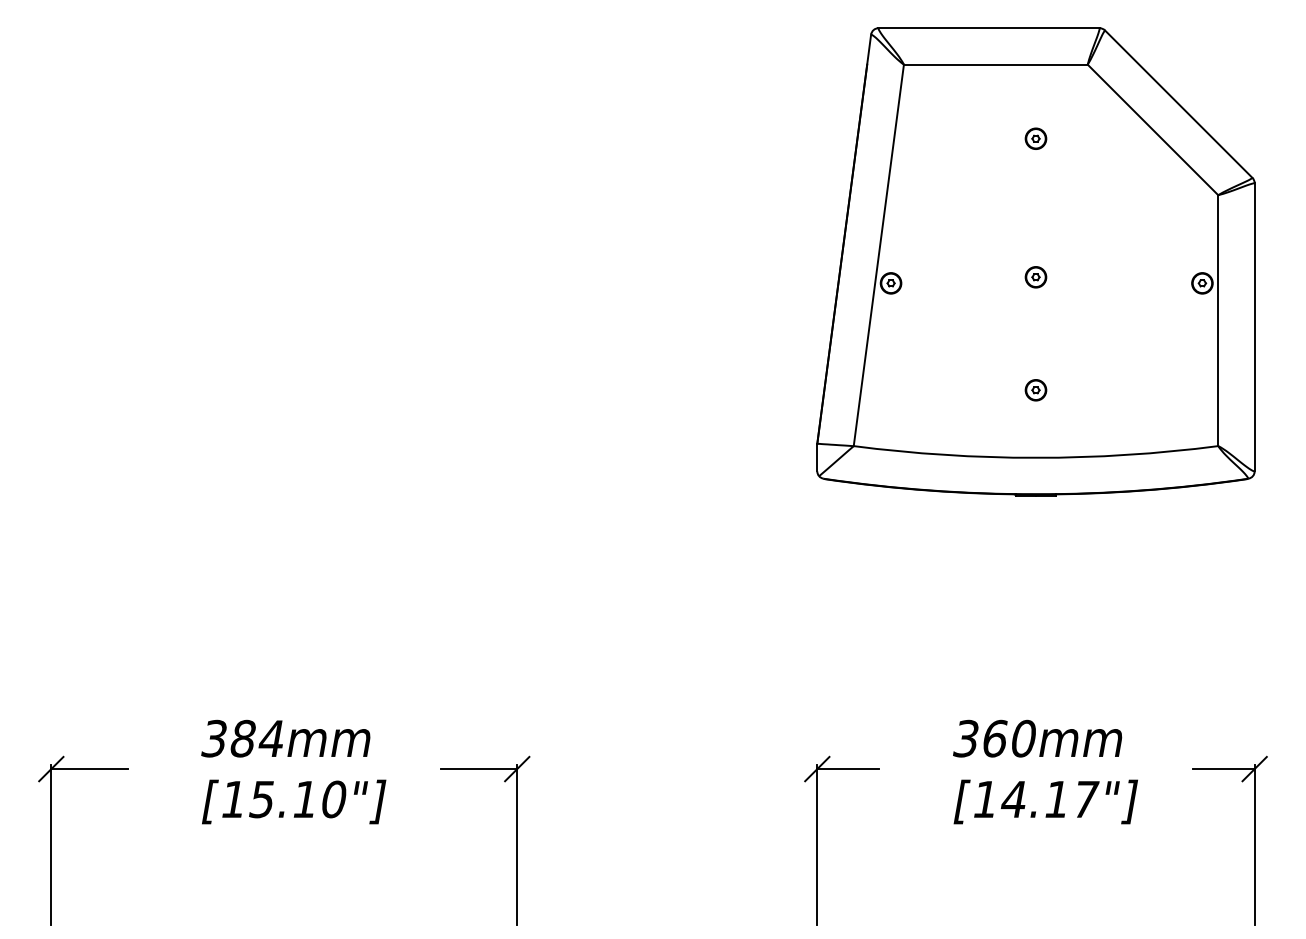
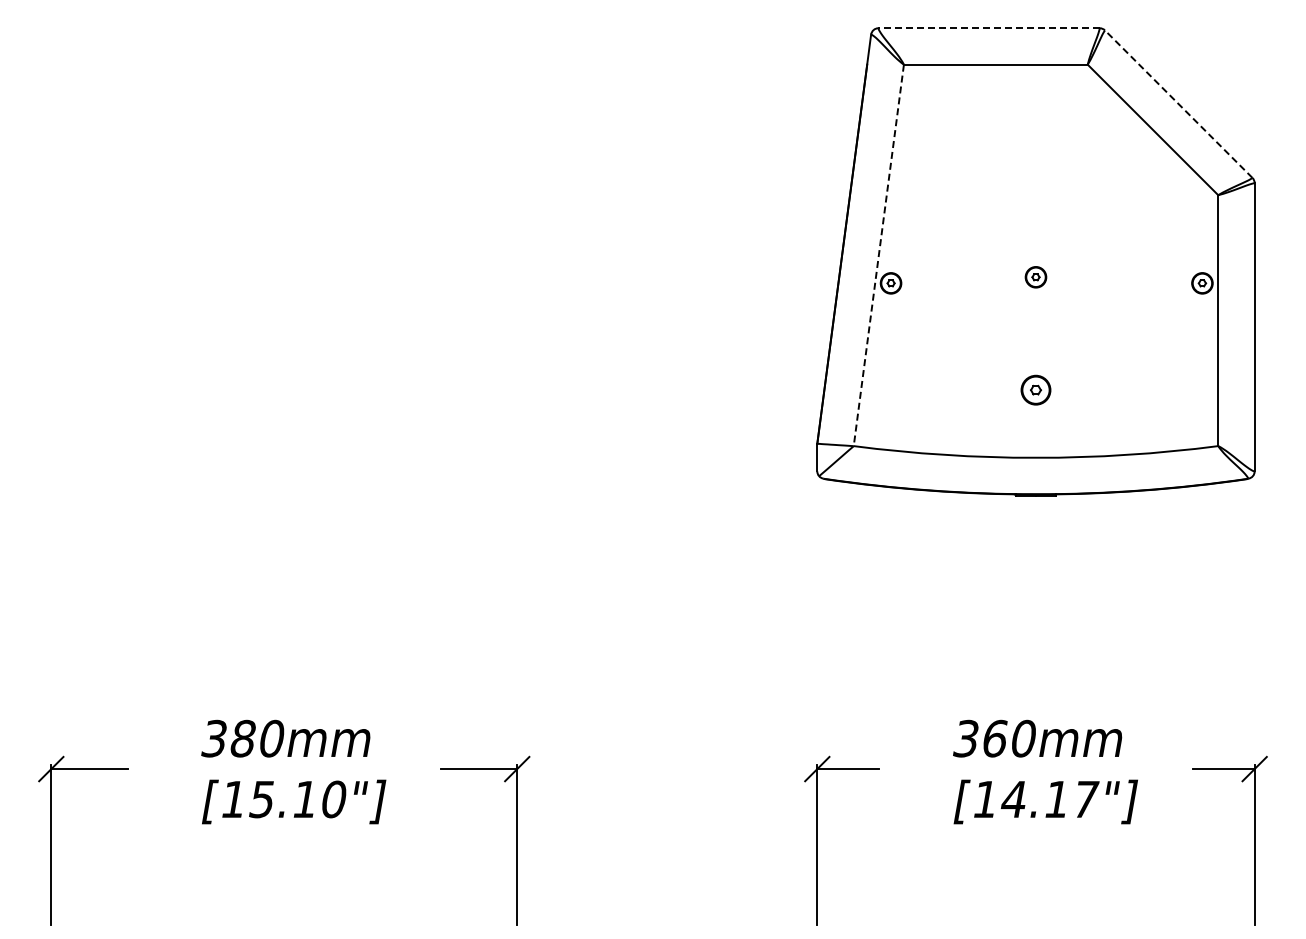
line: solid -> dashed (989, 28)
line: solid -> dashed (1178, 103)
part: present -> none (1035, 138)
line: solid -> dashed (878, 255)
part size: 24x23 px -> 32x32 px (1035, 389)
text: 384mm -> 380mm (271, 738)
